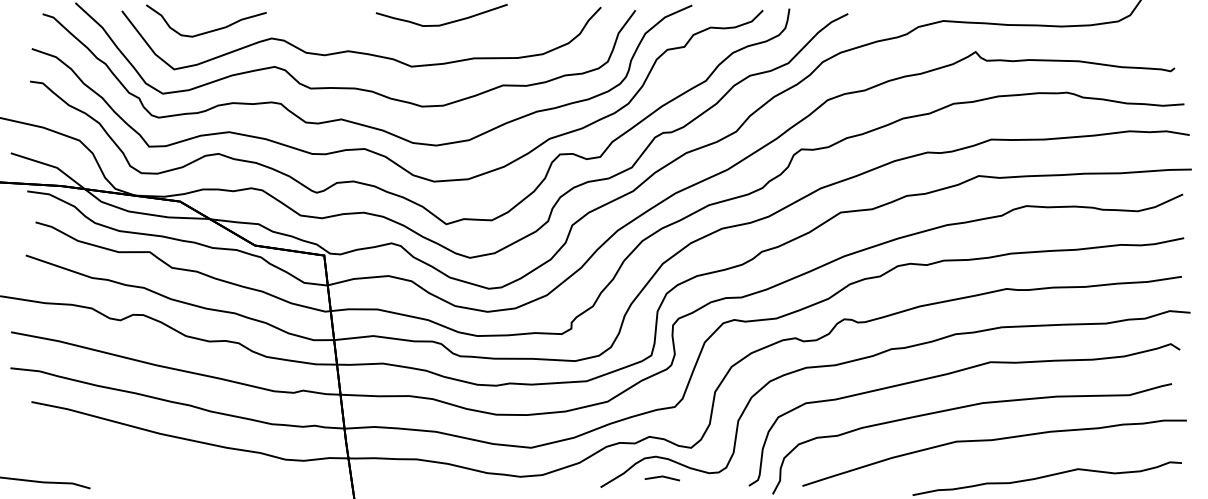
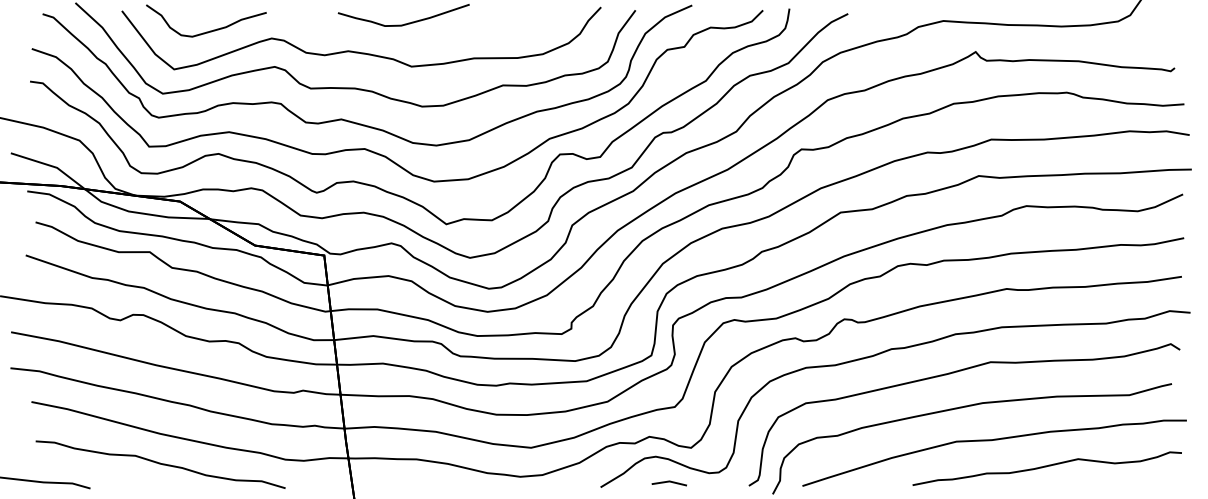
curve position: (442, 23) -> (404, 23) (404, 23)
curve: none -> present (160, 464)
line position: (661, 477) -> (668, 482) (668, 482)
curve position: (1046, 477) -> (1046, 467) (1046, 467)
